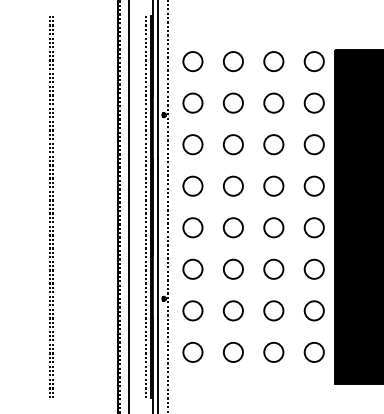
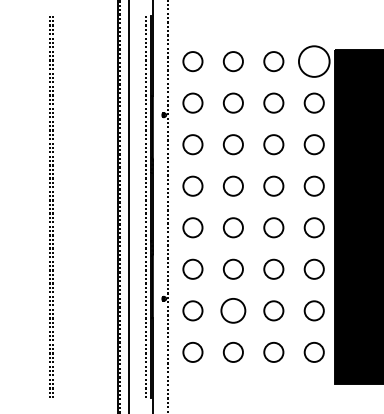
circle diameter: 19 px -> 31 px (313, 61)
line: present -> none (157, 206)
circle size: 21x22 px -> 27x26 px (233, 310)
